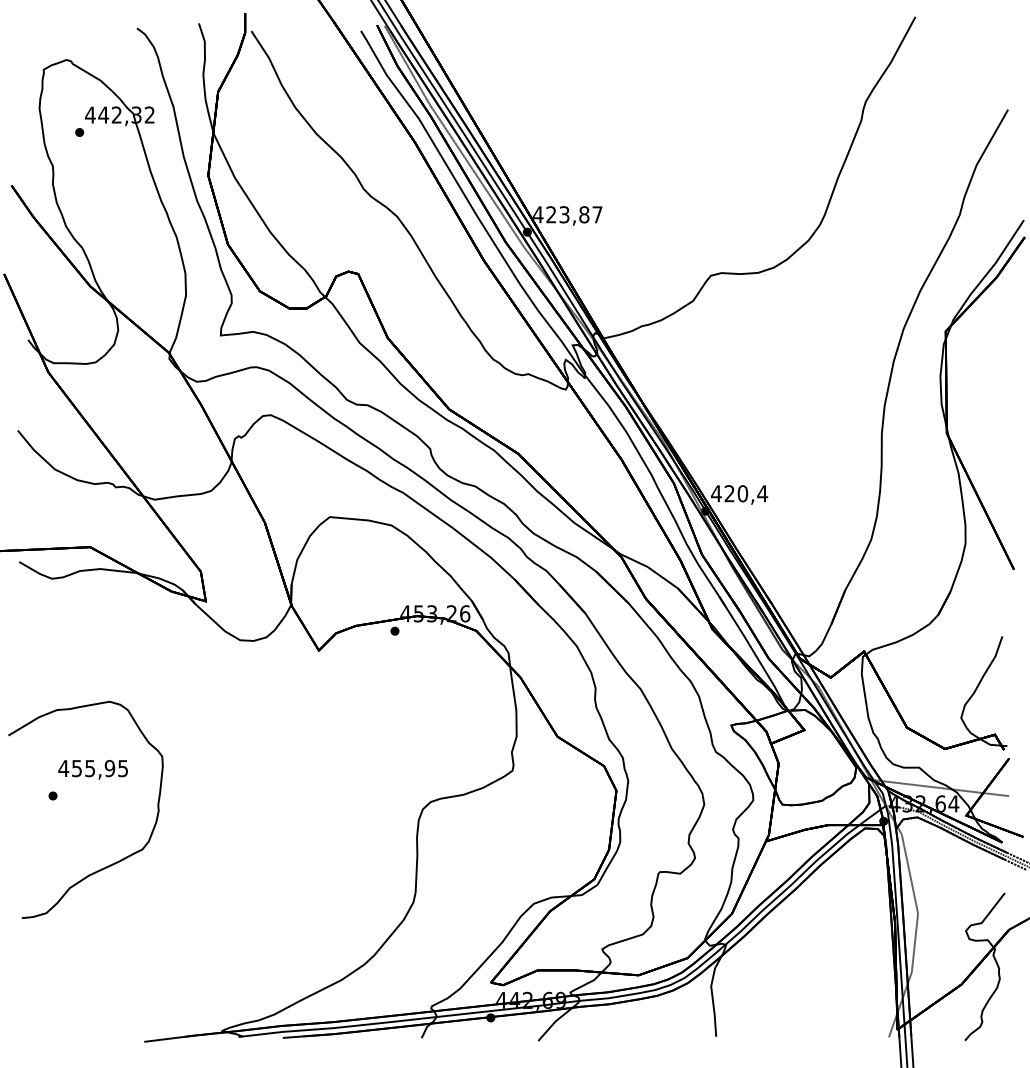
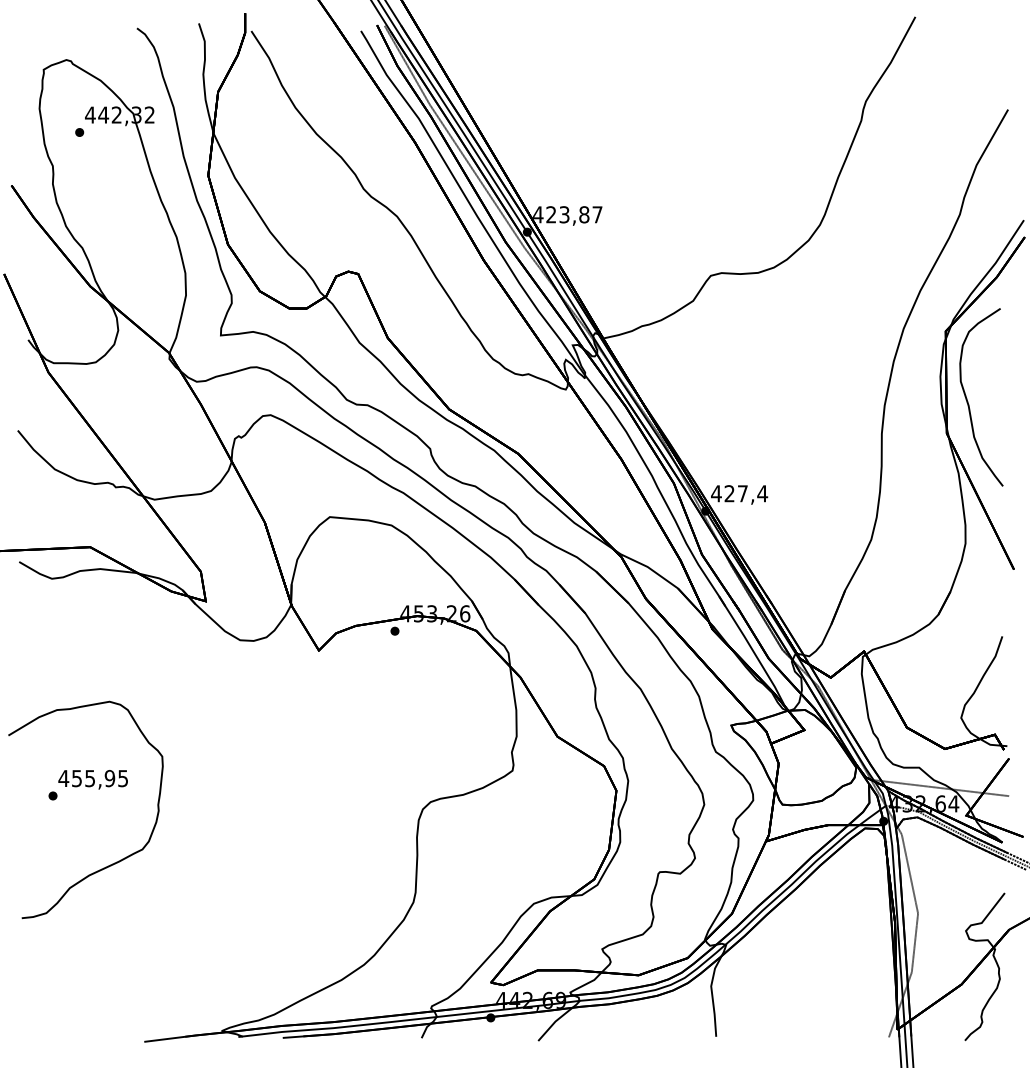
part: none -> present (968, 401)
text: 420,4 -> 427,4 (742, 493)
text position: (92, 769) -> (92, 779) (92, 779)
